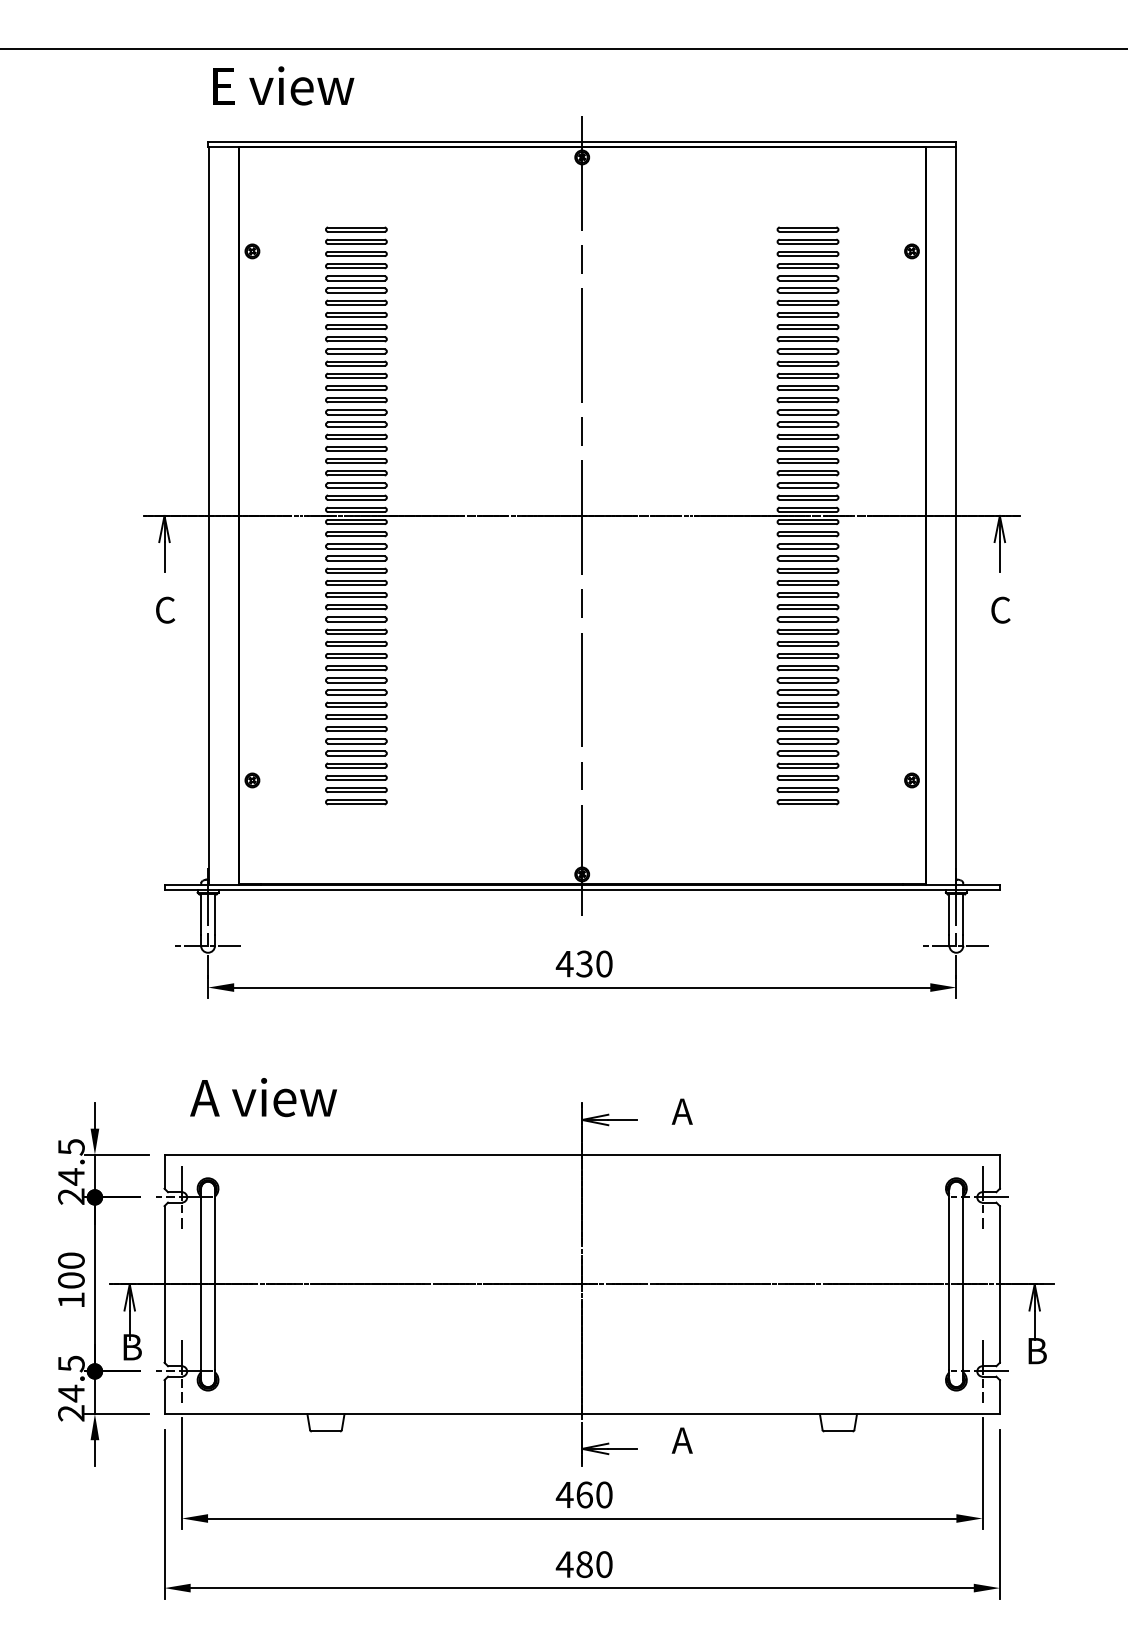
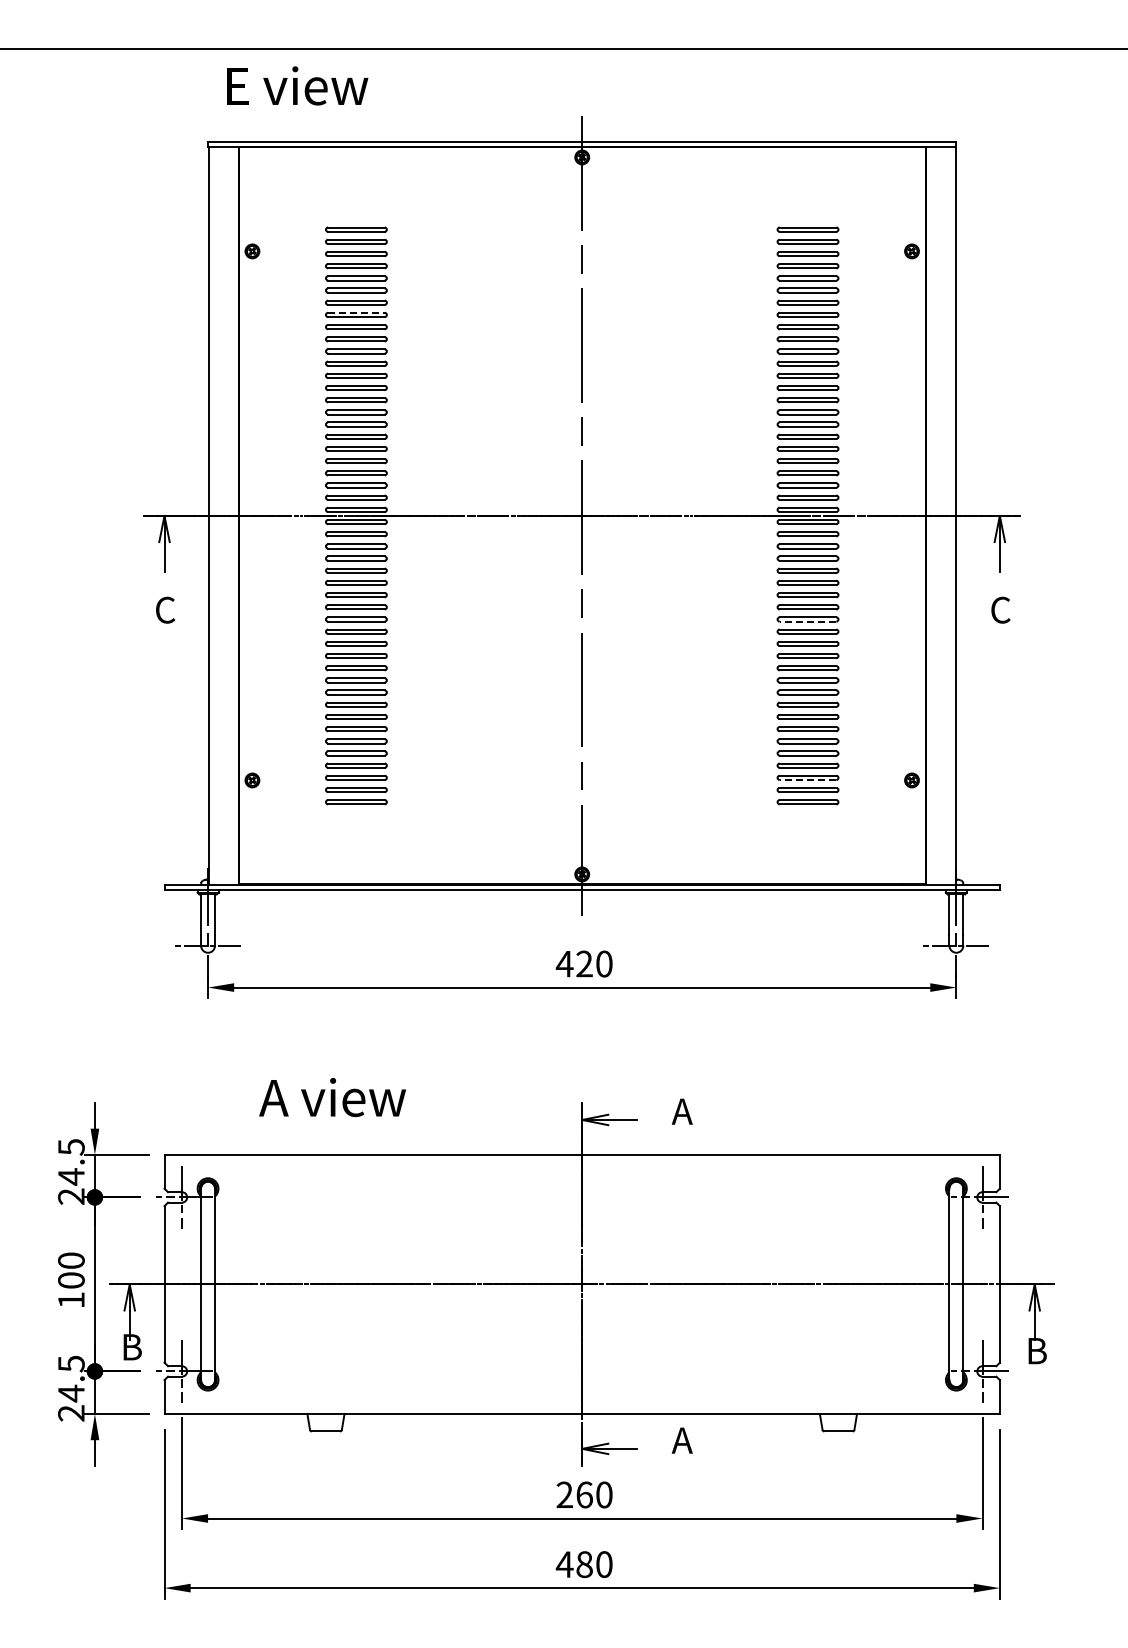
text position: (283, 85) -> (297, 85) (297, 85)
line: solid -> dashed (356, 312)
line: solid -> dashed (807, 621)
line: solid -> dashed (807, 780)
text: 430 -> 420 (584, 964)
text position: (263, 1097) -> (332, 1097) (332, 1097)
text: 460 -> 260 (564, 1494)
